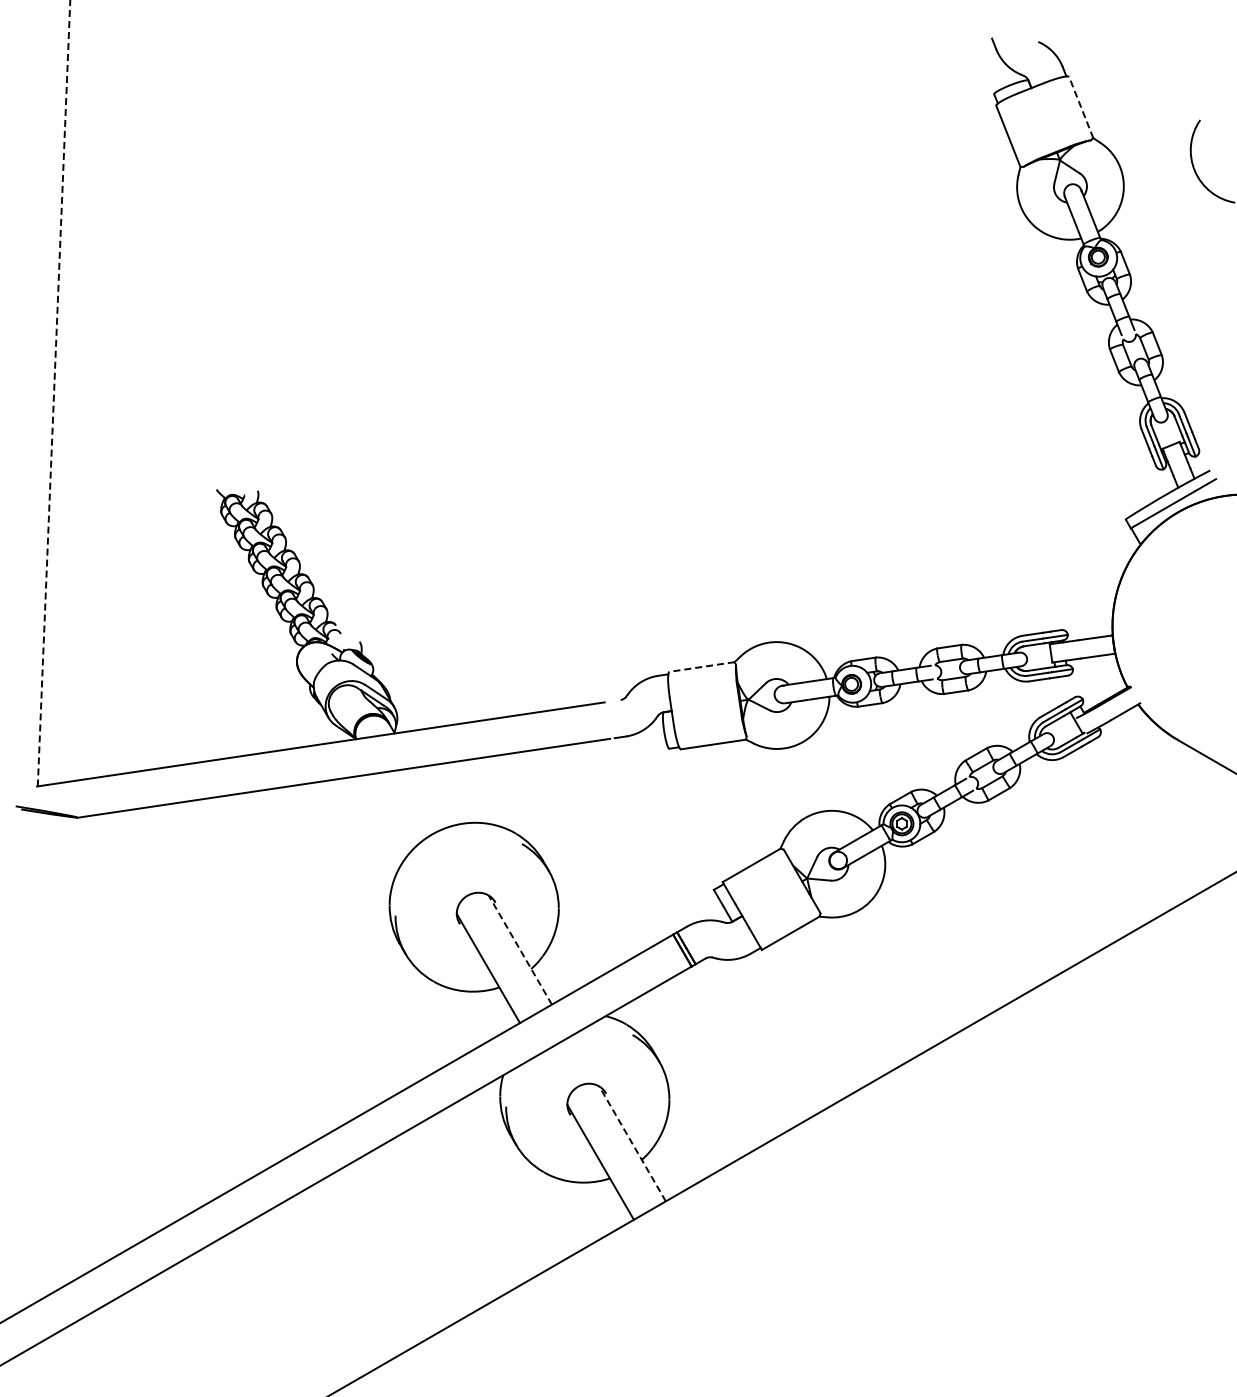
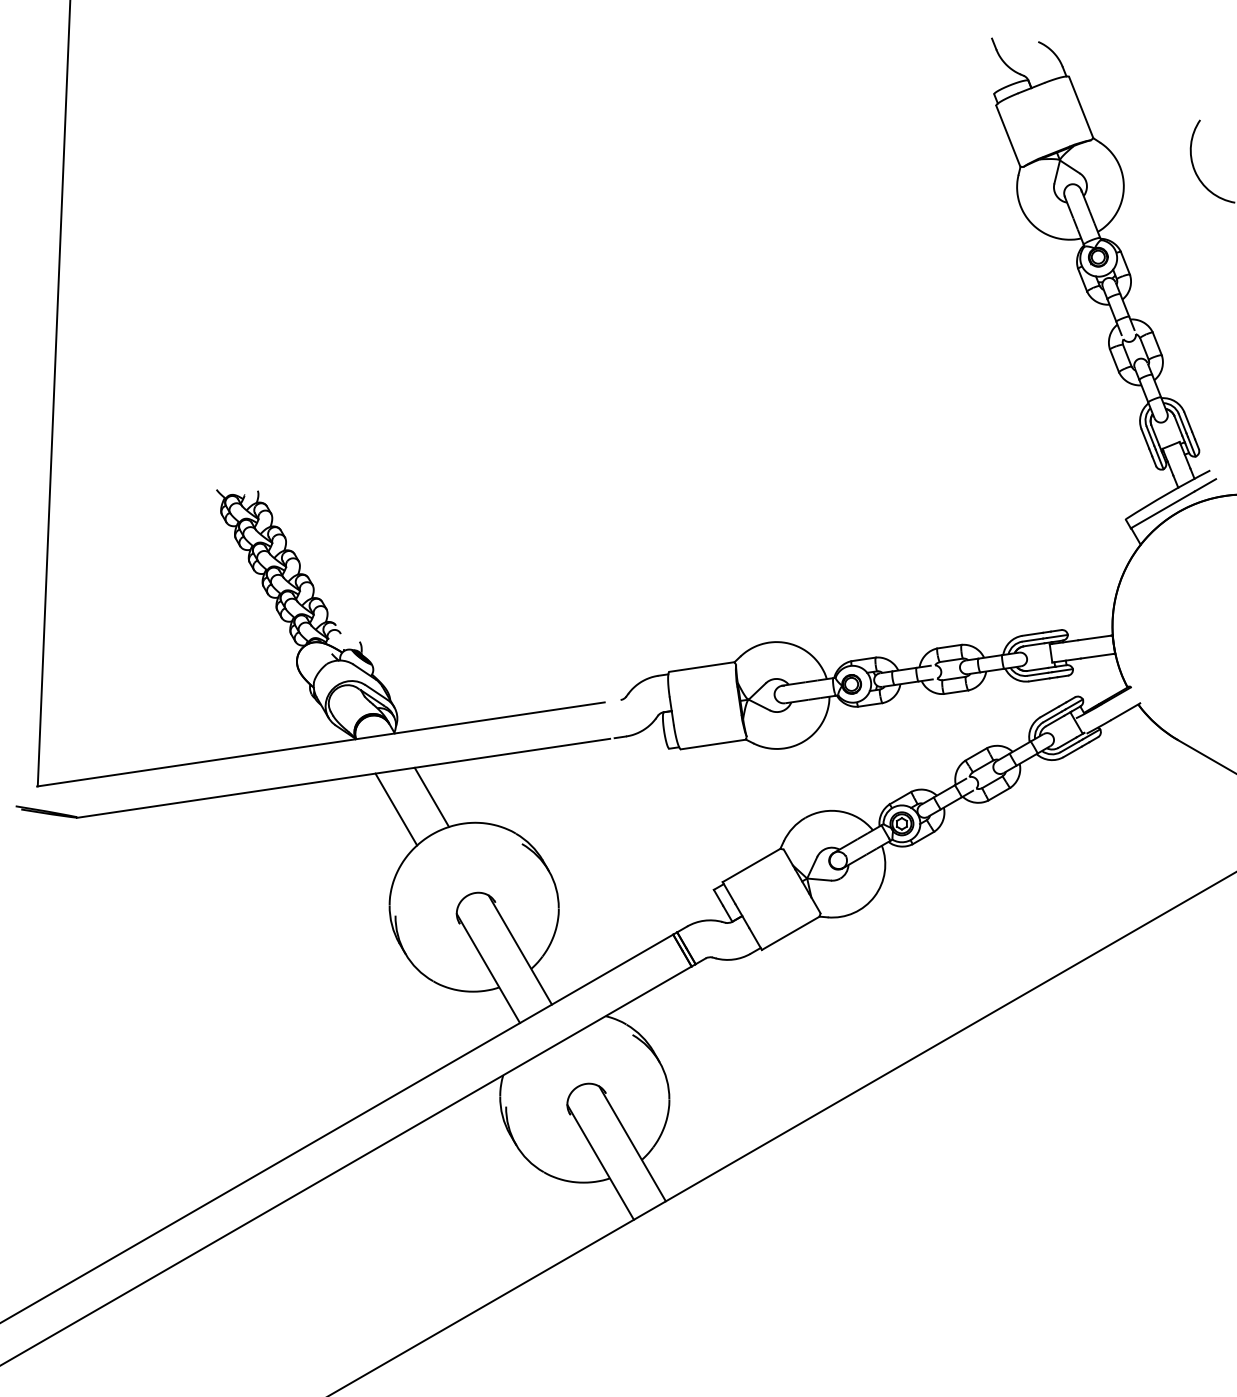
line: dashed -> solid (1081, 107)
line: dashed -> solid (54, 393)
line: dashed -> solid (701, 667)
line: none -> present (431, 797)
line: none -> present (396, 809)
line: dashed -> solid (520, 950)
line: dashed -> solid (632, 1143)
